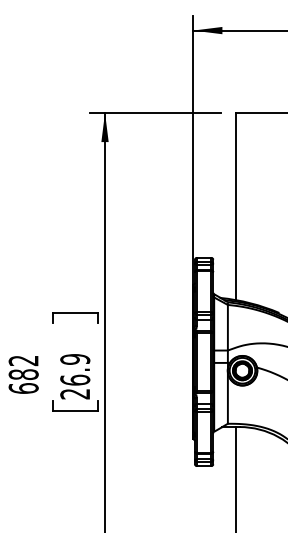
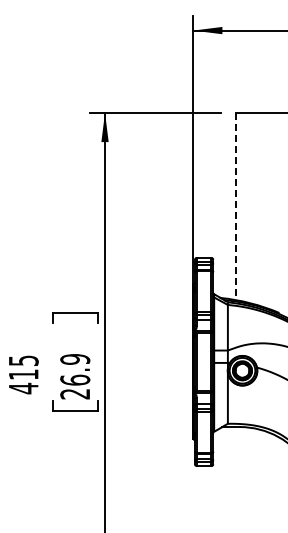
line: solid -> dashed (235, 206)
text: 682 -> 415 (23, 374)
line: present -> none (235, 478)
